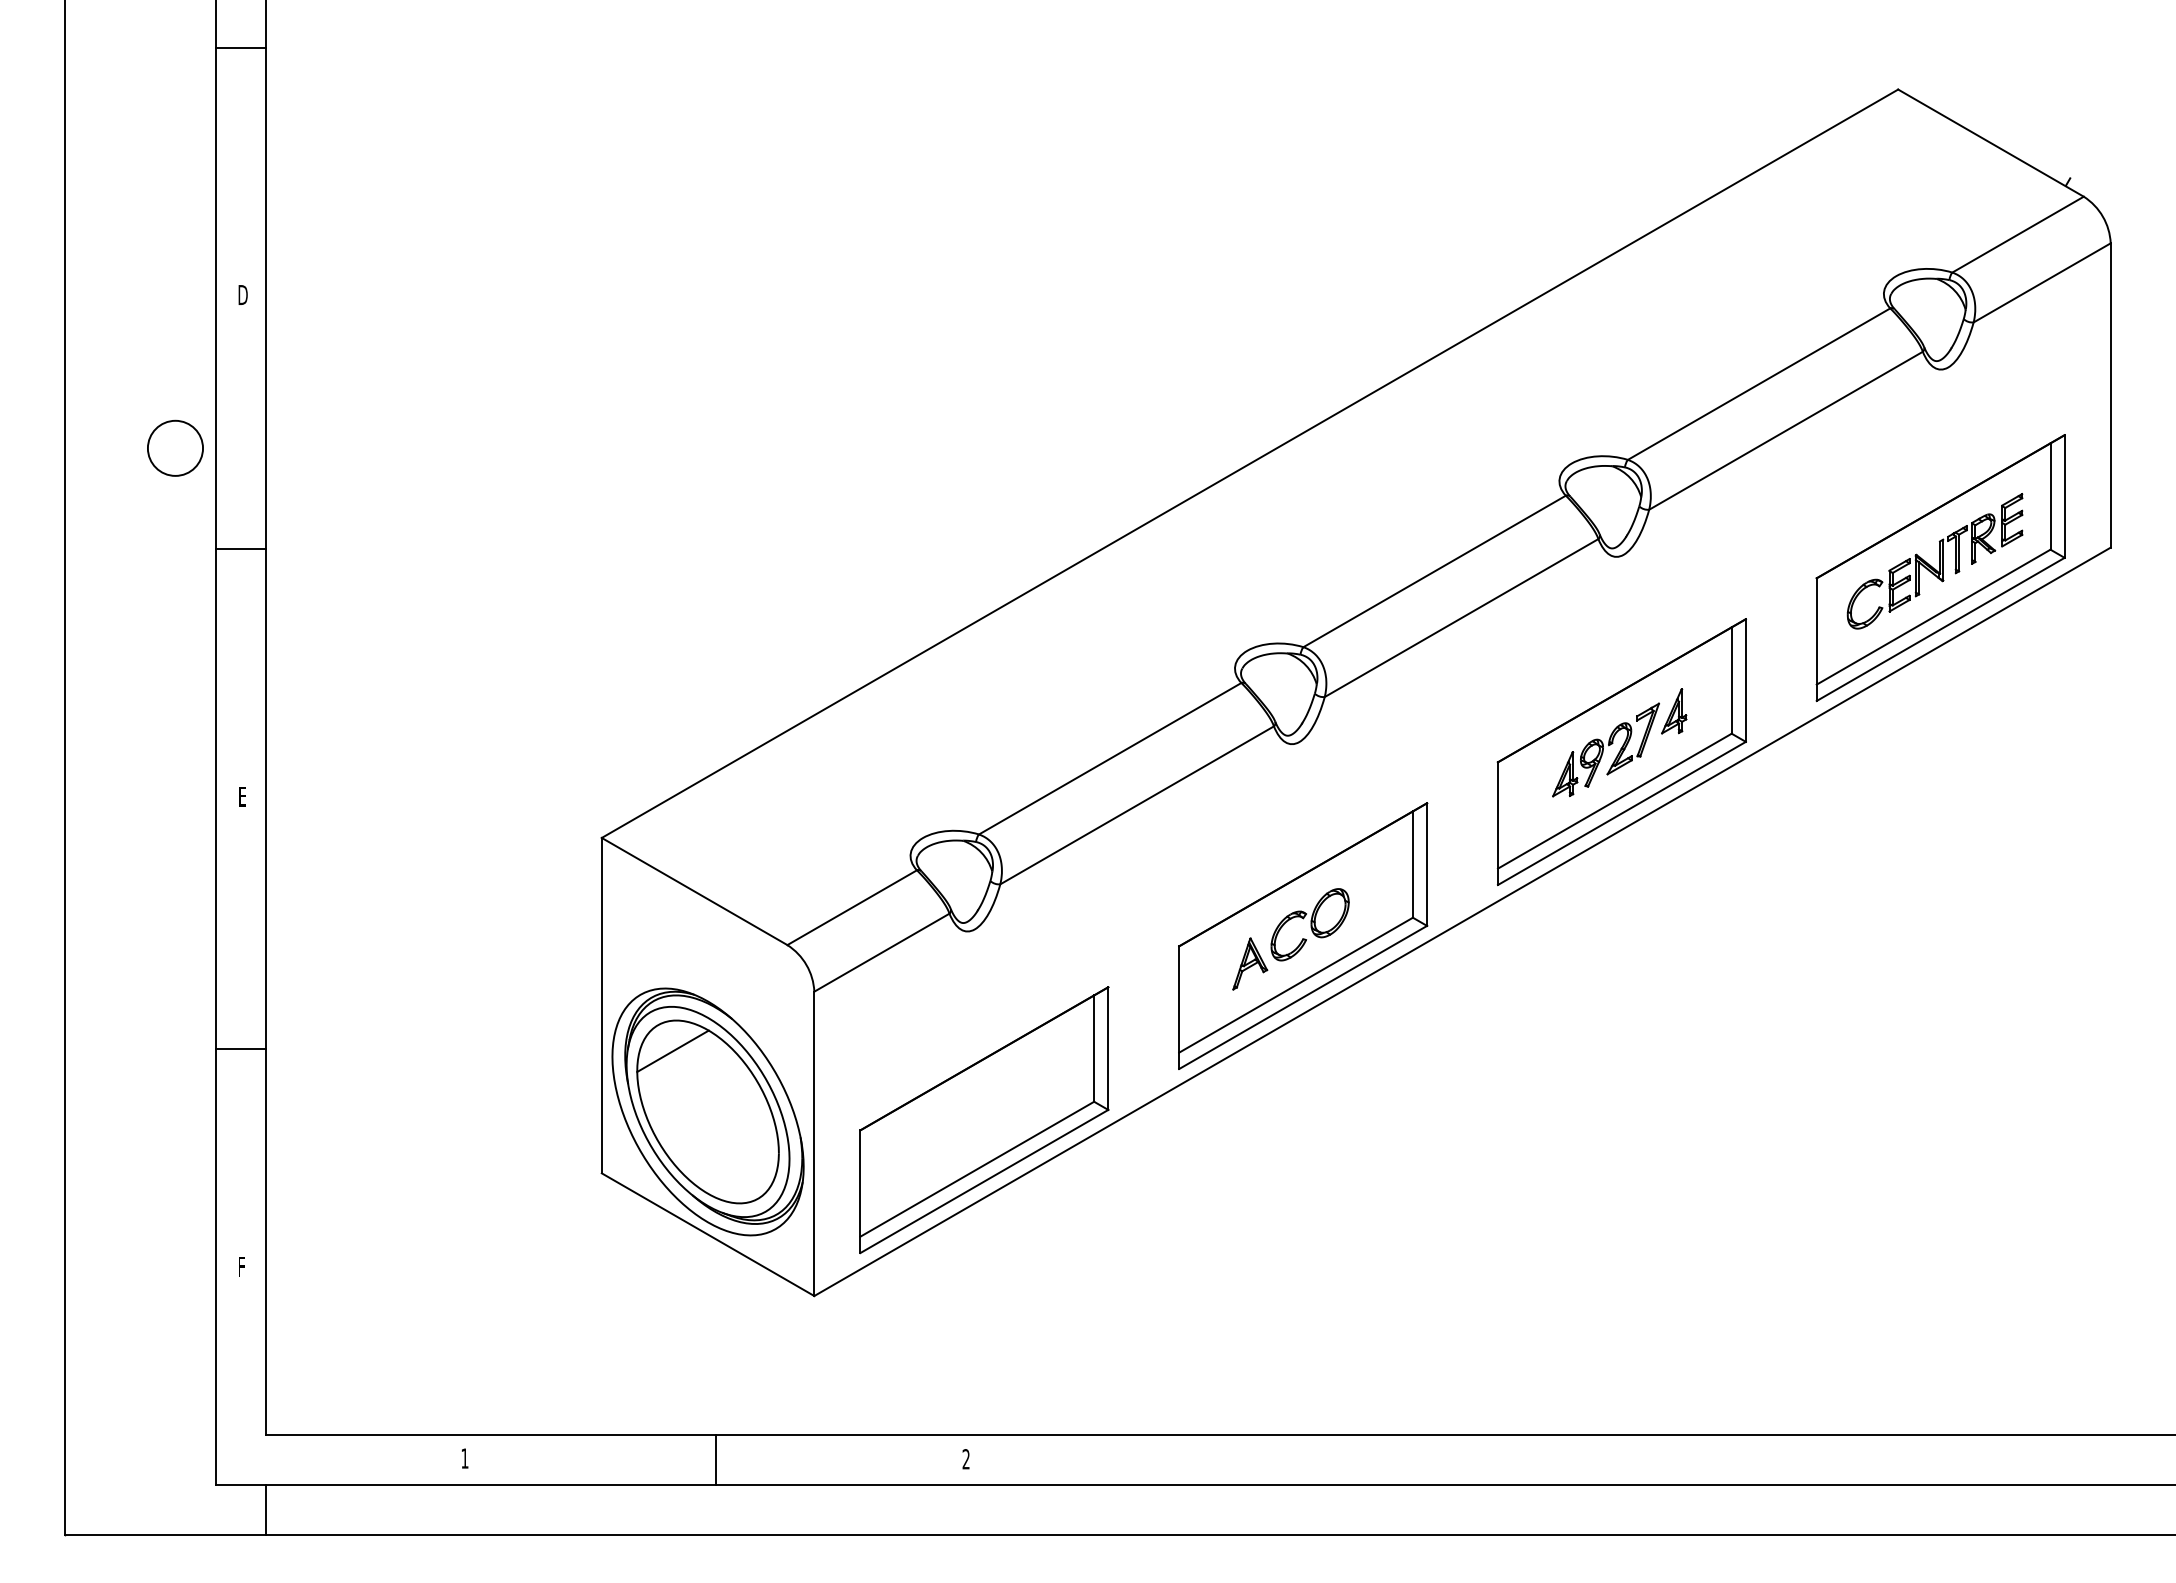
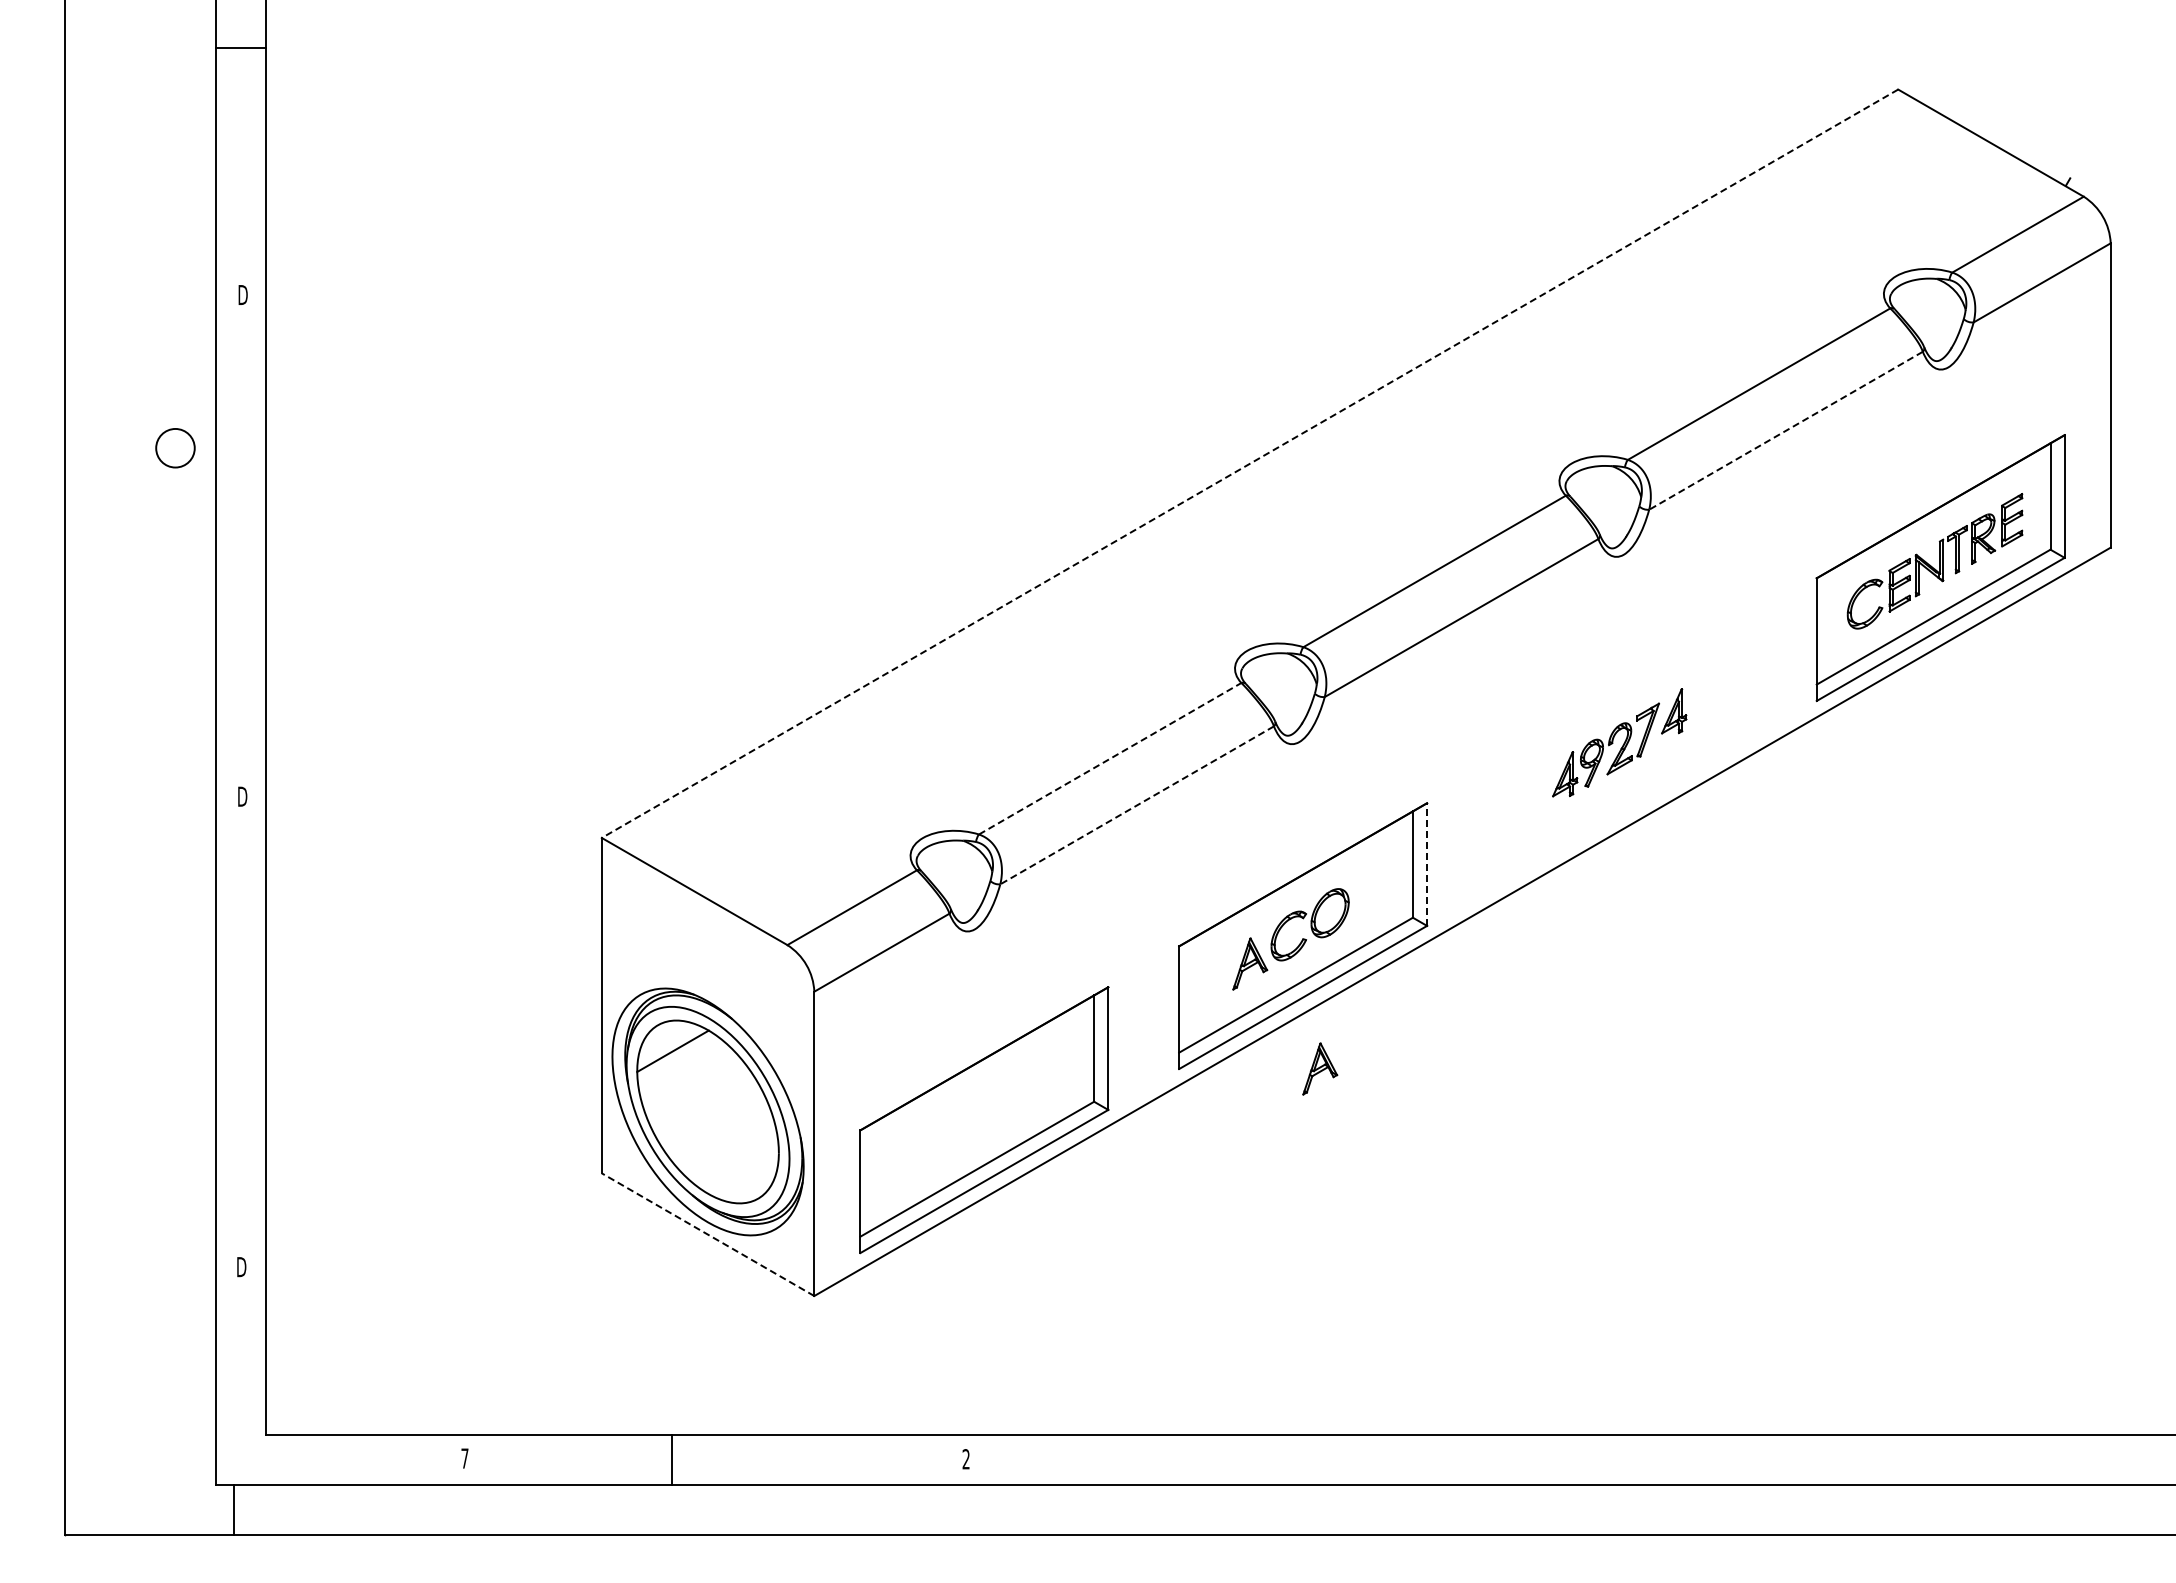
line: solid -> dashed (1786, 430)
circle size: 57x58 px -> 41x41 px (175, 448)
line: solid -> dashed (1249, 464)
line: present -> none (240, 548)
part: present -> none (1621, 752)
line: solid -> dashed (1110, 758)
text: E -> D (242, 796)
line: solid -> dashed (1137, 805)
line: solid -> dashed (1427, 864)
line: present -> none (240, 1049)
part: none -> present (1320, 1068)
line: solid -> dashed (708, 1234)
text: F -> D (241, 1267)
text: 1 -> 7 (464, 1458)
line position: (716, 1460) -> (672, 1460) (672, 1460)
line position: (265, 1510) -> (233, 1510) (233, 1510)
